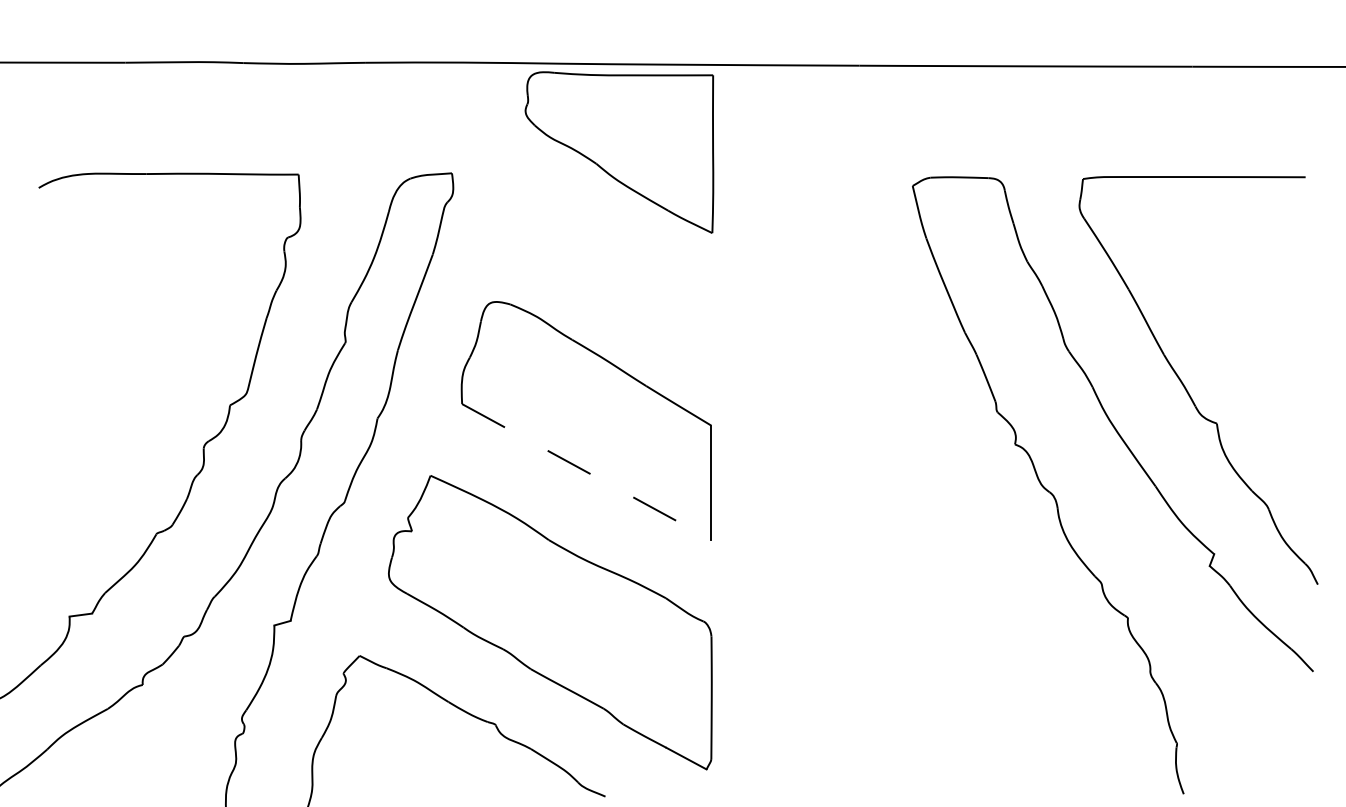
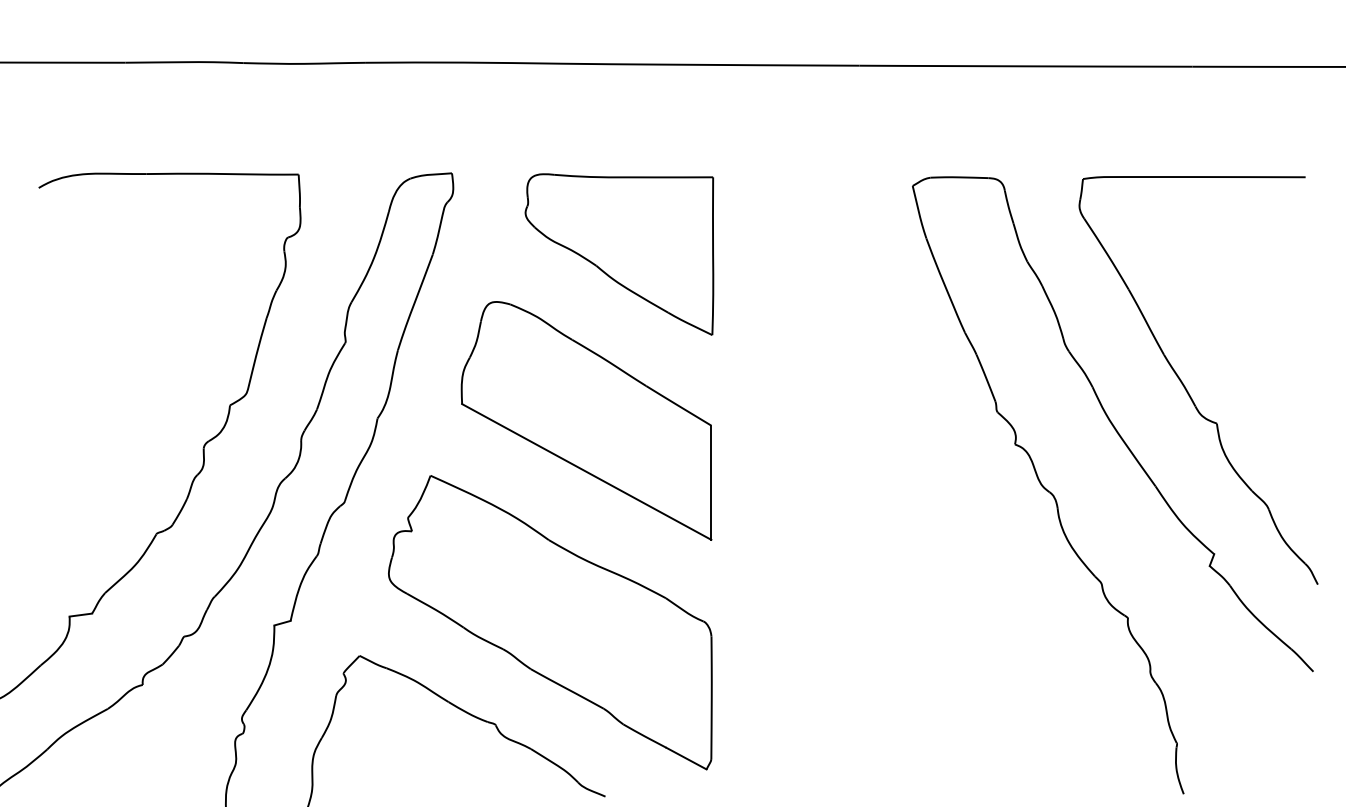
part position: (619, 152) -> (619, 254) (619, 254)
line: dashed -> solid (586, 471)
